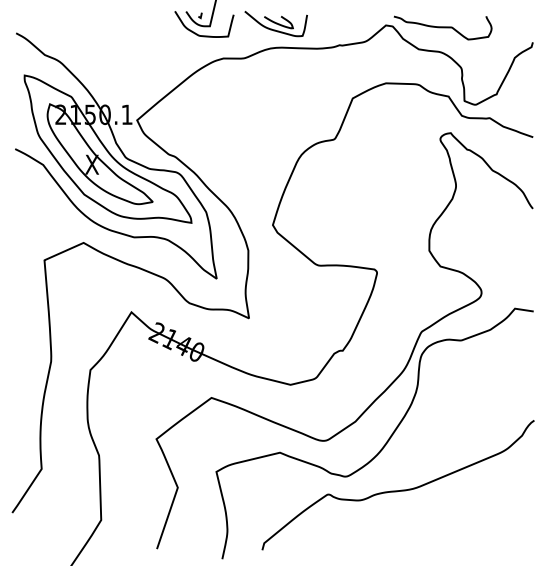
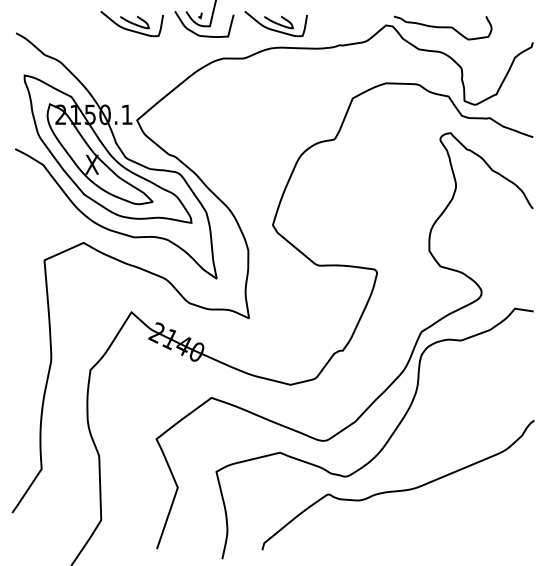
part: none -> present (131, 24)
